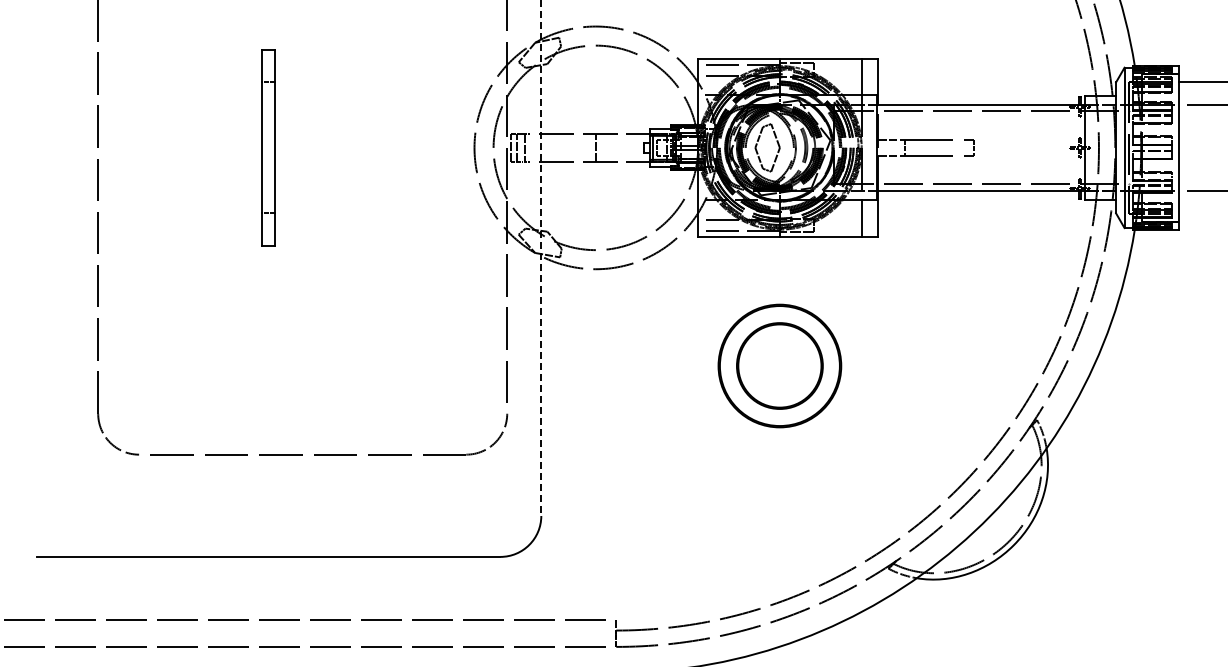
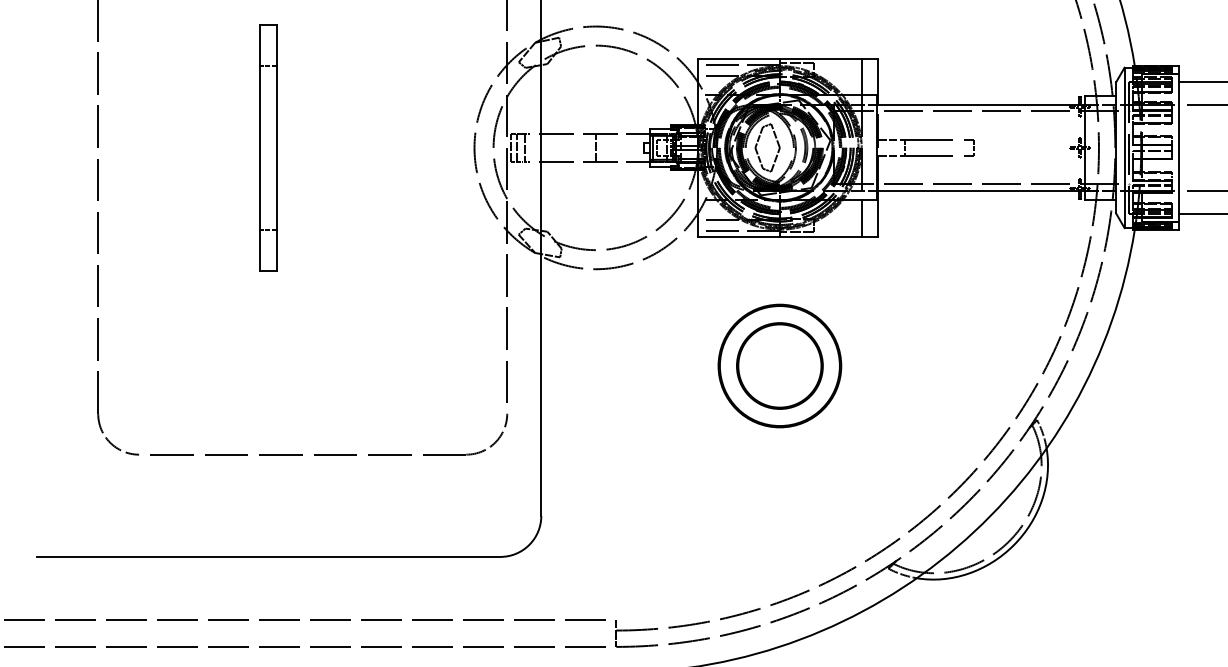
part size: 15x198 px -> 19x248 px (268, 147)
line: none -> present (1201, 214)
line: dashed -> solid (541, 258)
